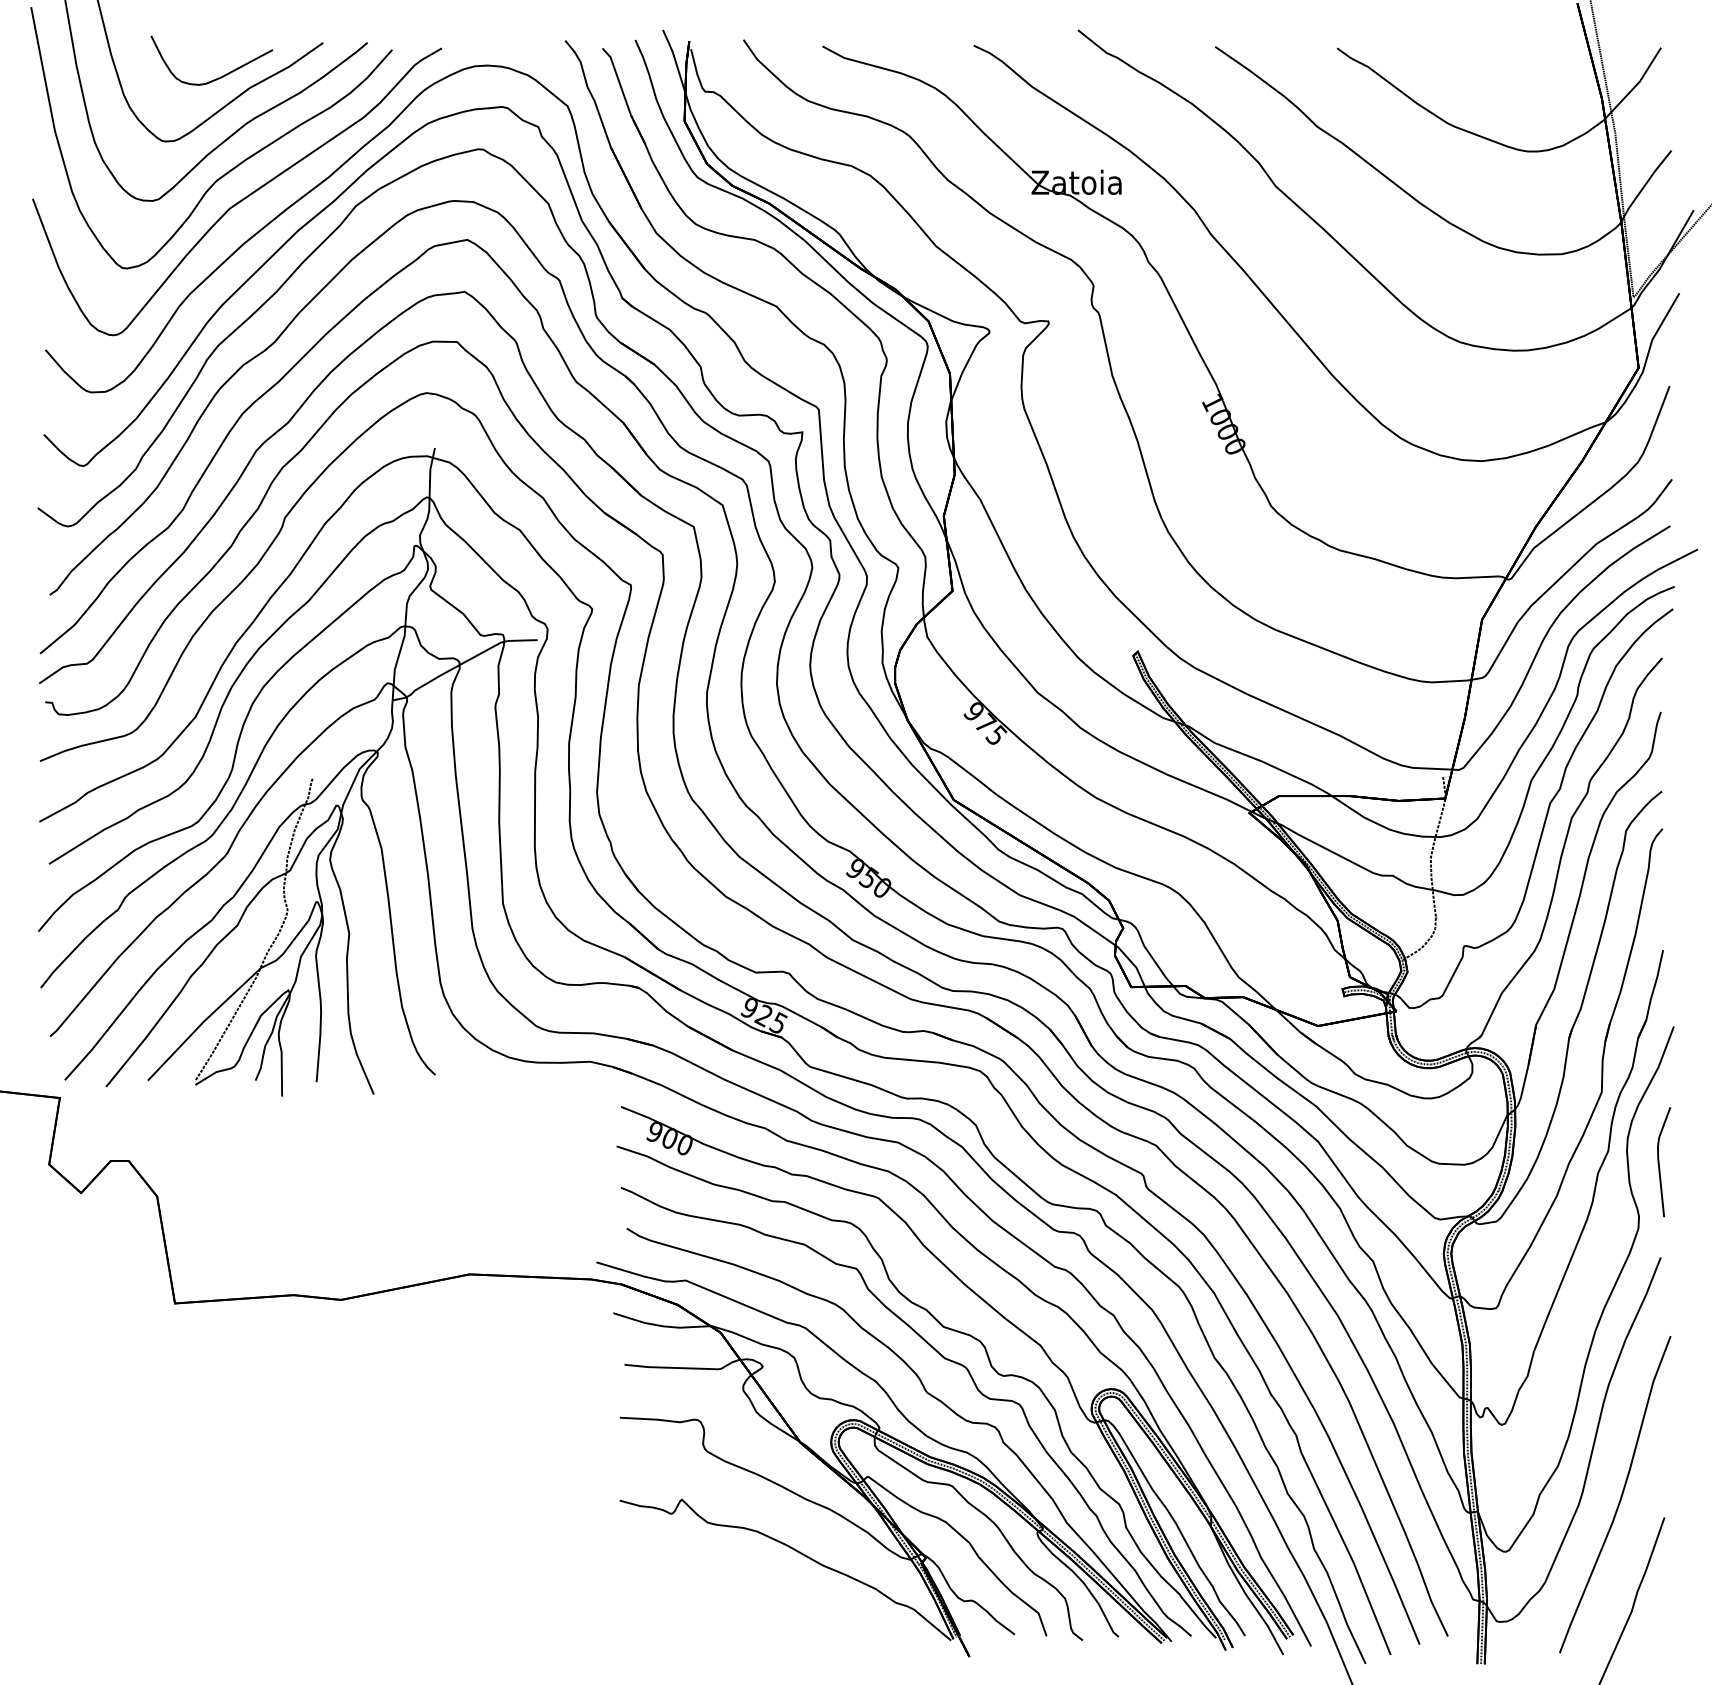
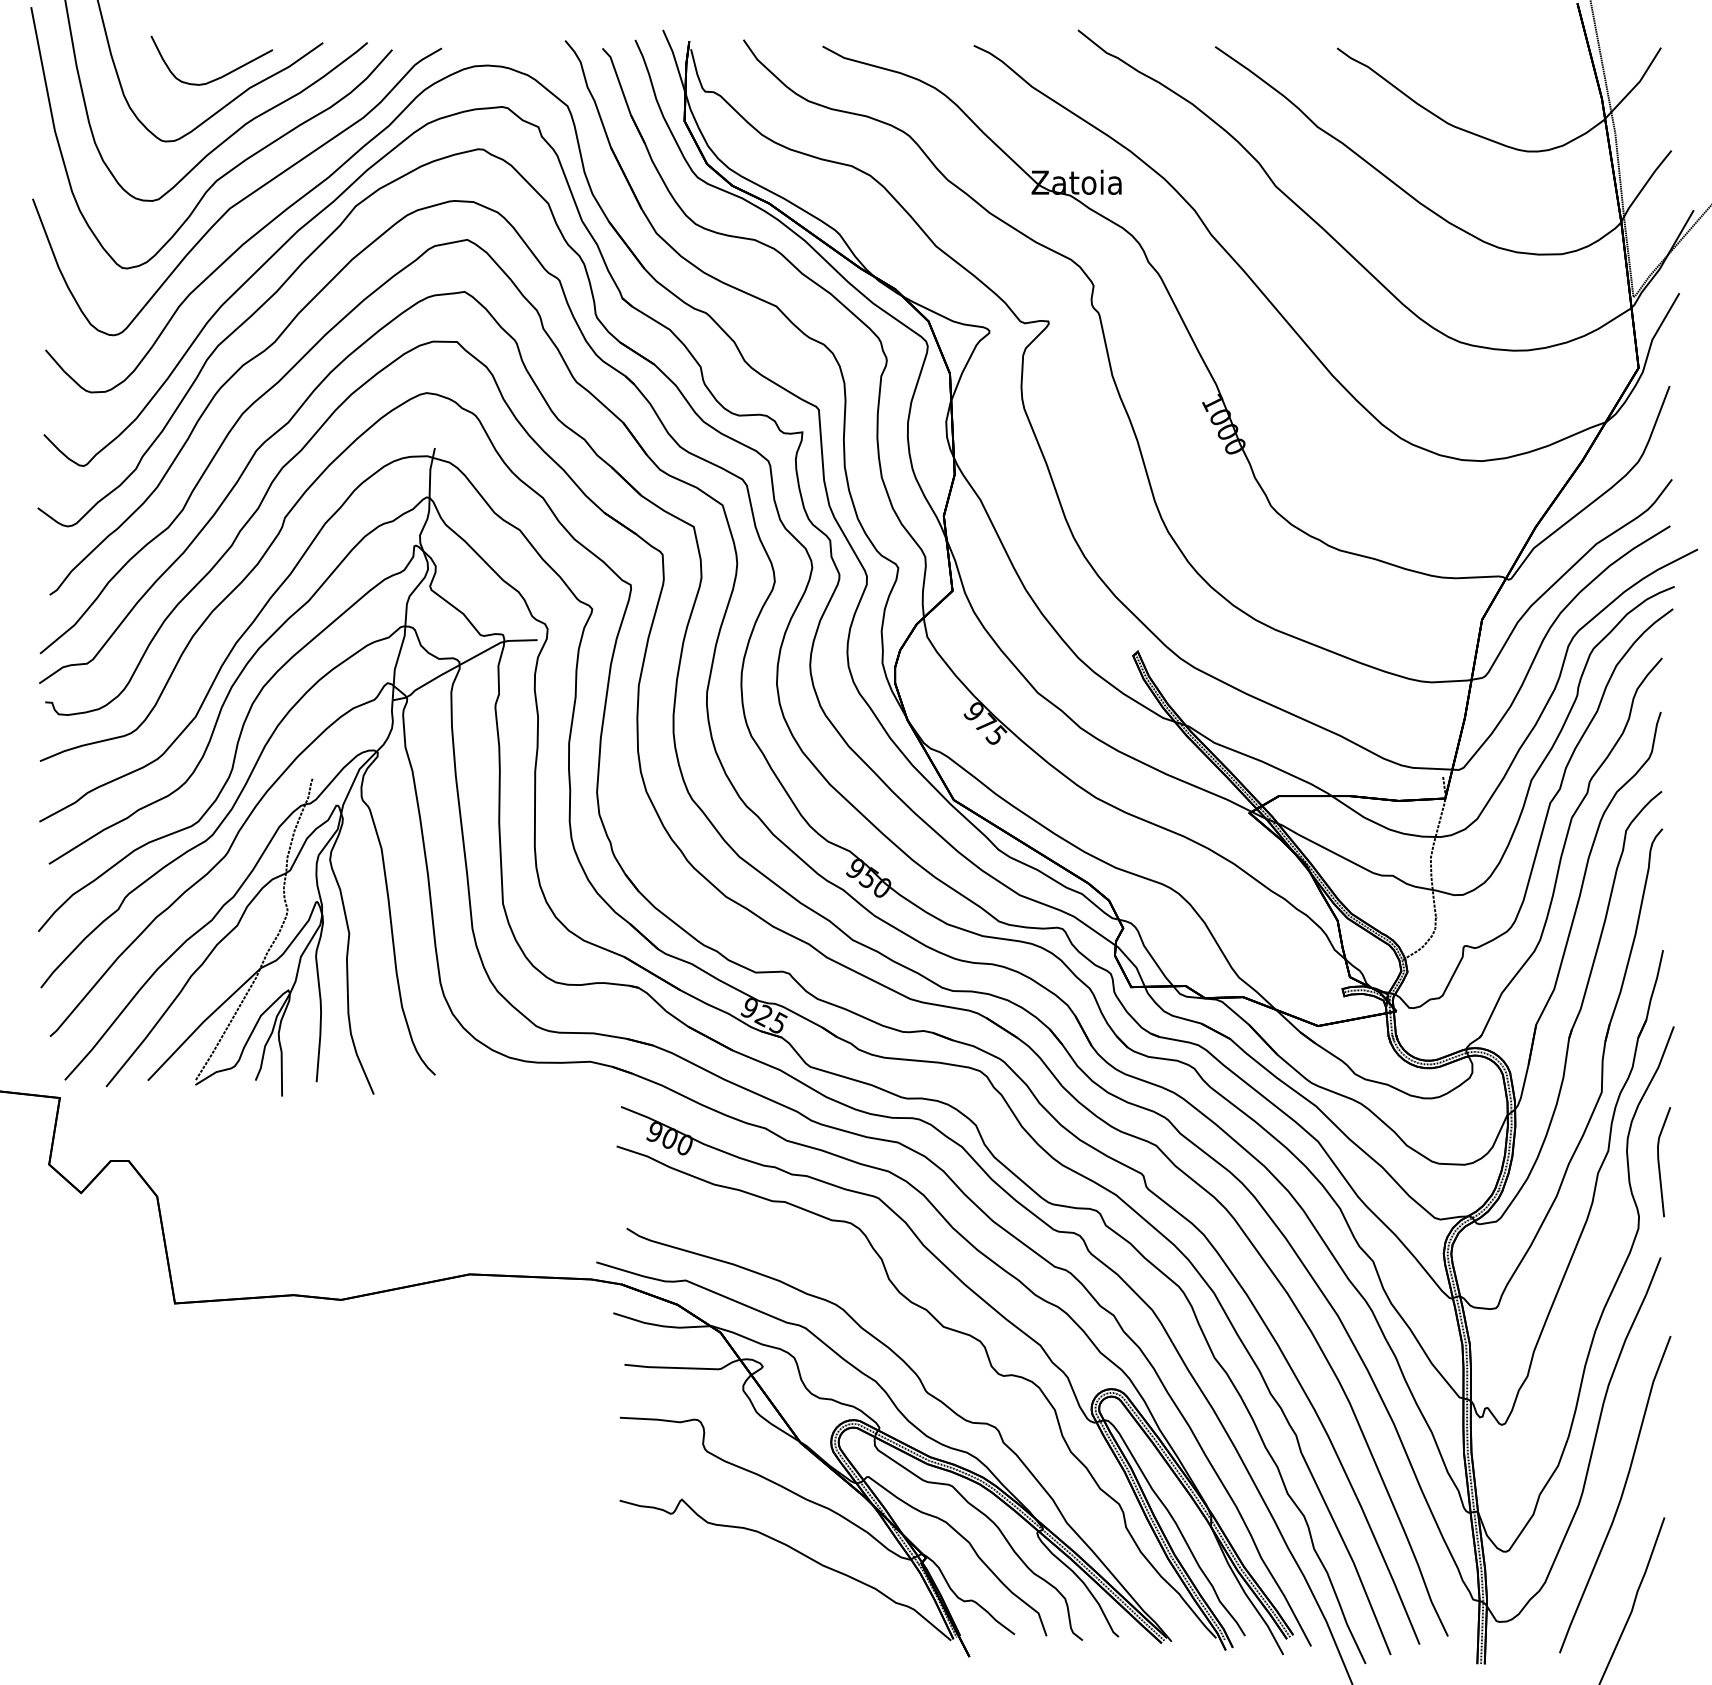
part: present -> none (944, 1359)
